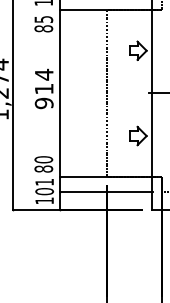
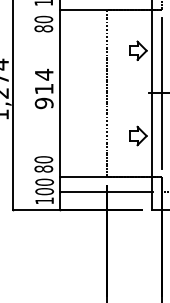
text: 85 -> 80 (43, 19)
line: none -> present (162, 93)
text: 101 -> 100 (44, 181)
